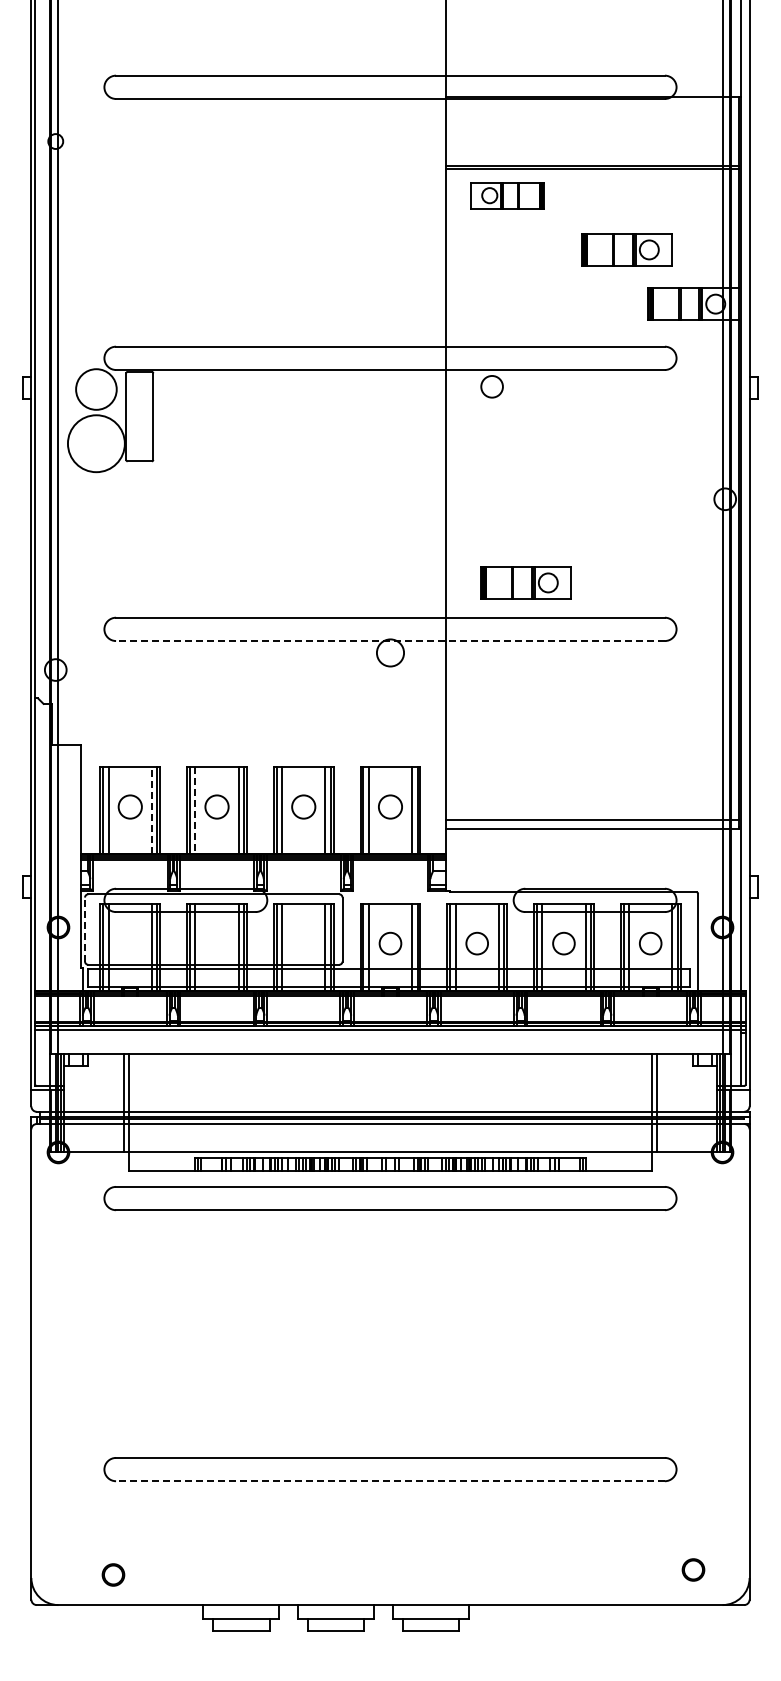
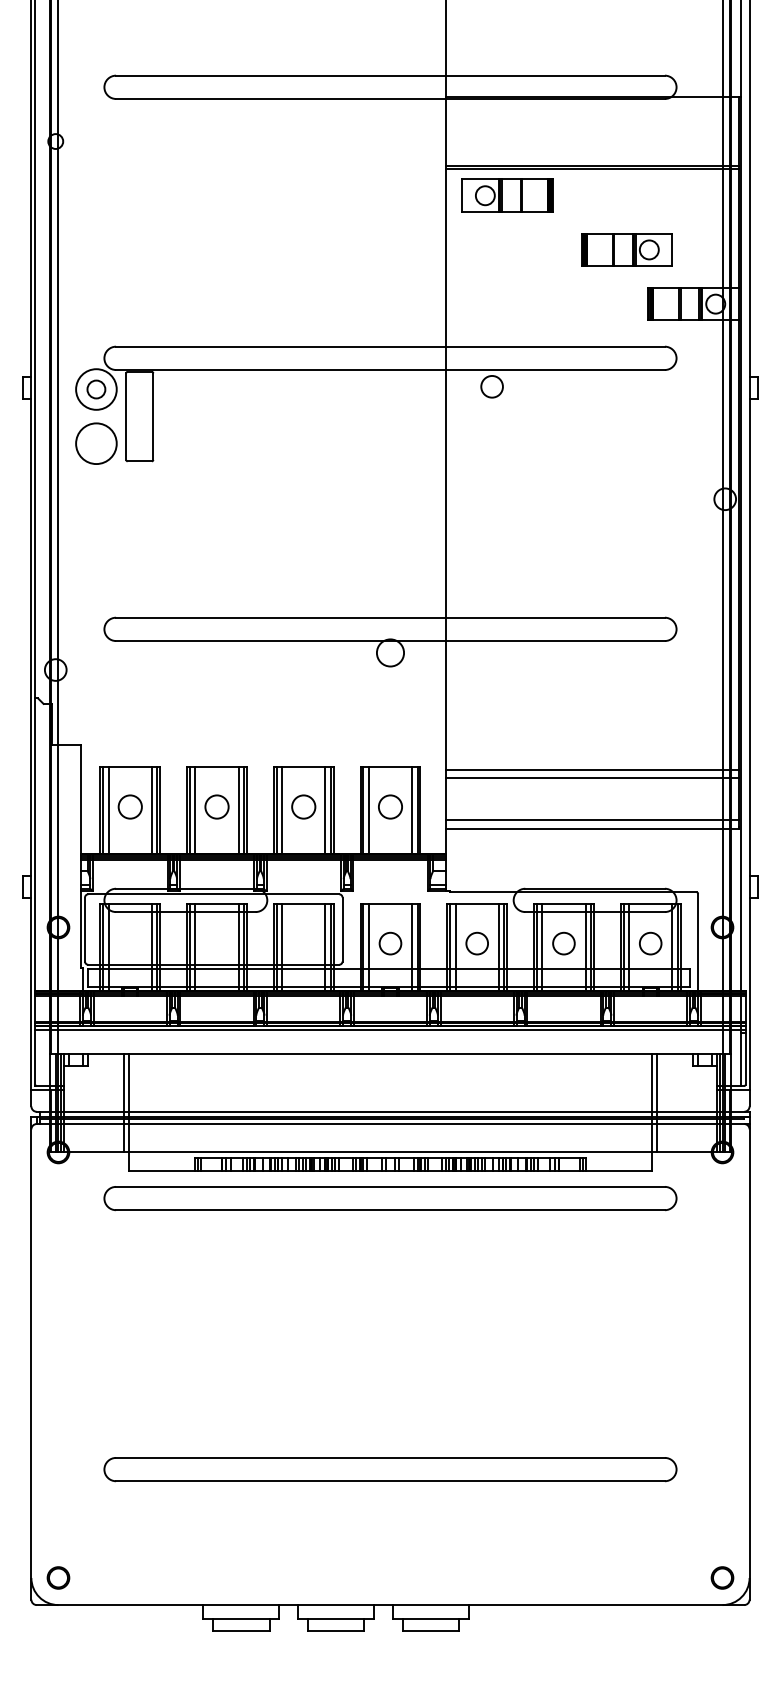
part size: 75x28 px -> 93x35 px (507, 195)
circle: none -> present (96, 389)
circle diameter: 57 px -> 41 px (96, 443)
part: present -> none (525, 582)
line: dashed -> solid (389, 641)
line: none -> present (592, 769)
line: none -> present (592, 778)
line: dashed -> solid (151, 809)
line: dashed -> solid (195, 810)
line: dashed -> solid (85, 929)
line: dashed -> solid (389, 1481)
part position: (693, 1569) -> (722, 1577) (722, 1577)
part position: (113, 1574) -> (58, 1577) (58, 1577)
